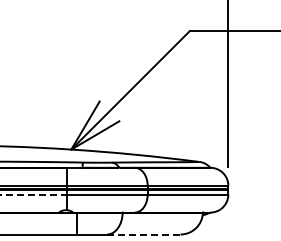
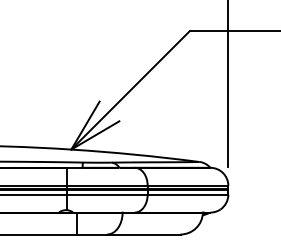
line: dashed -> solid (34, 194)
line: dashed -> solid (143, 234)
